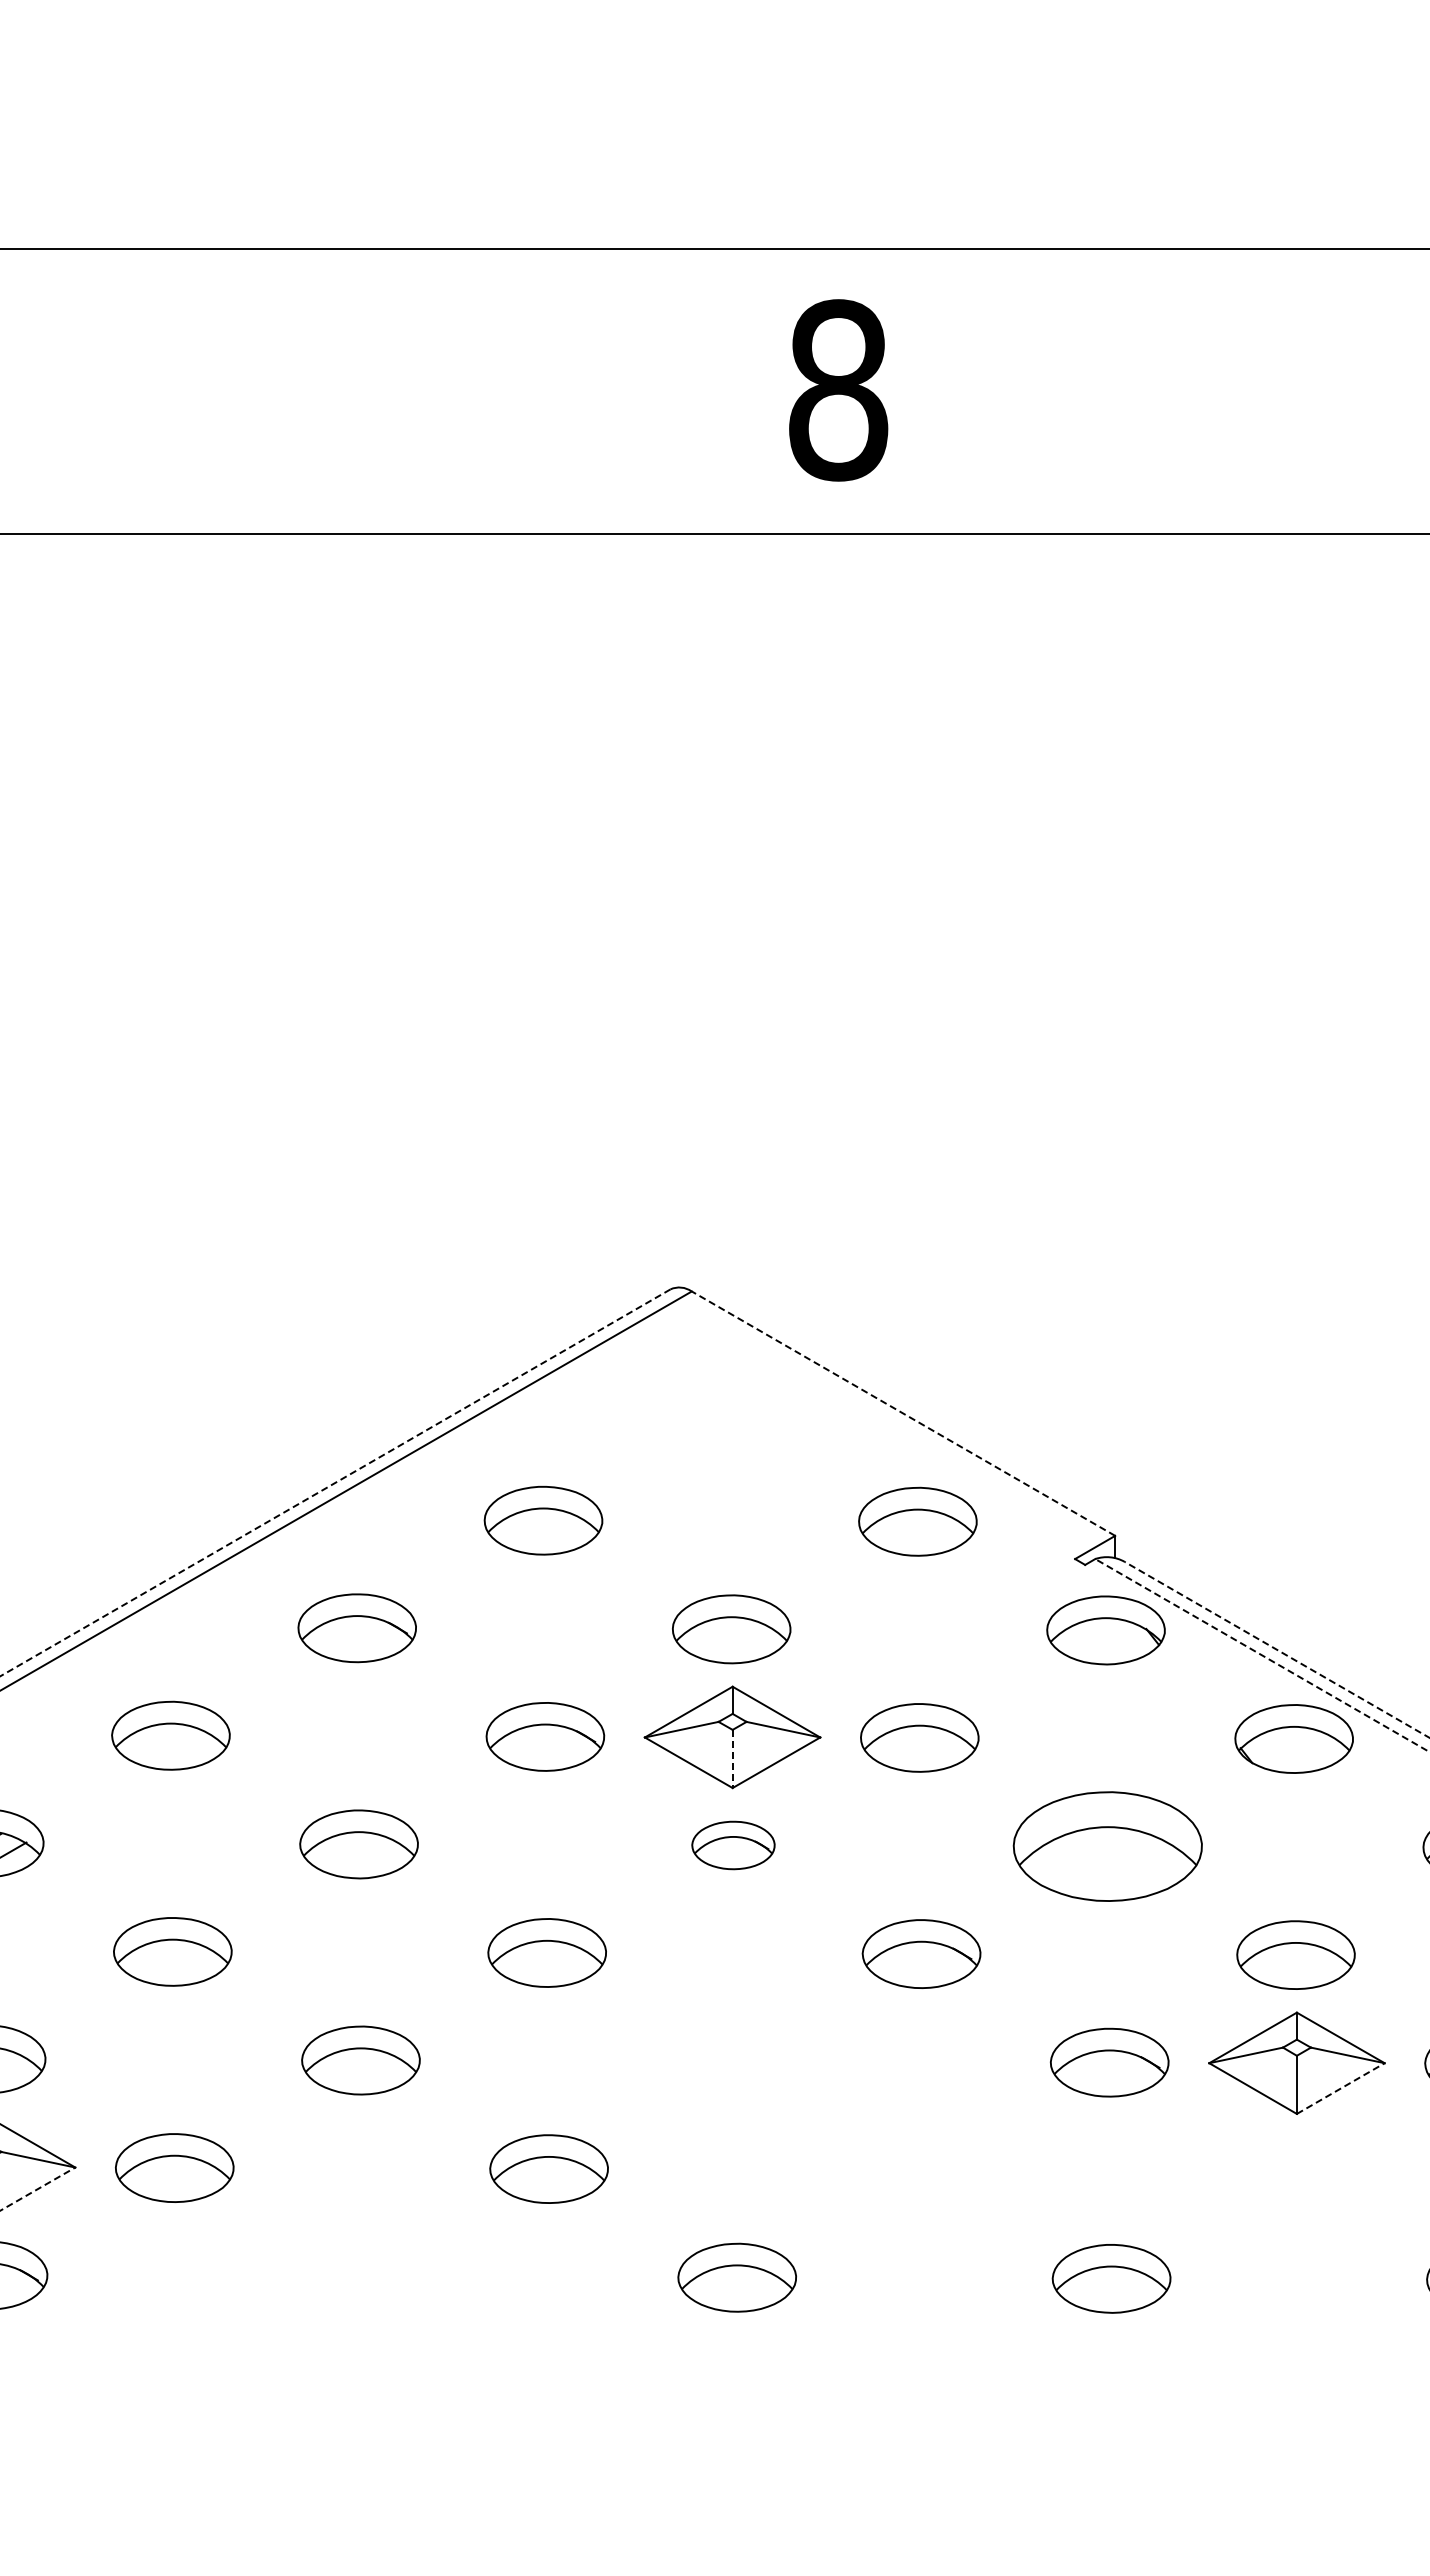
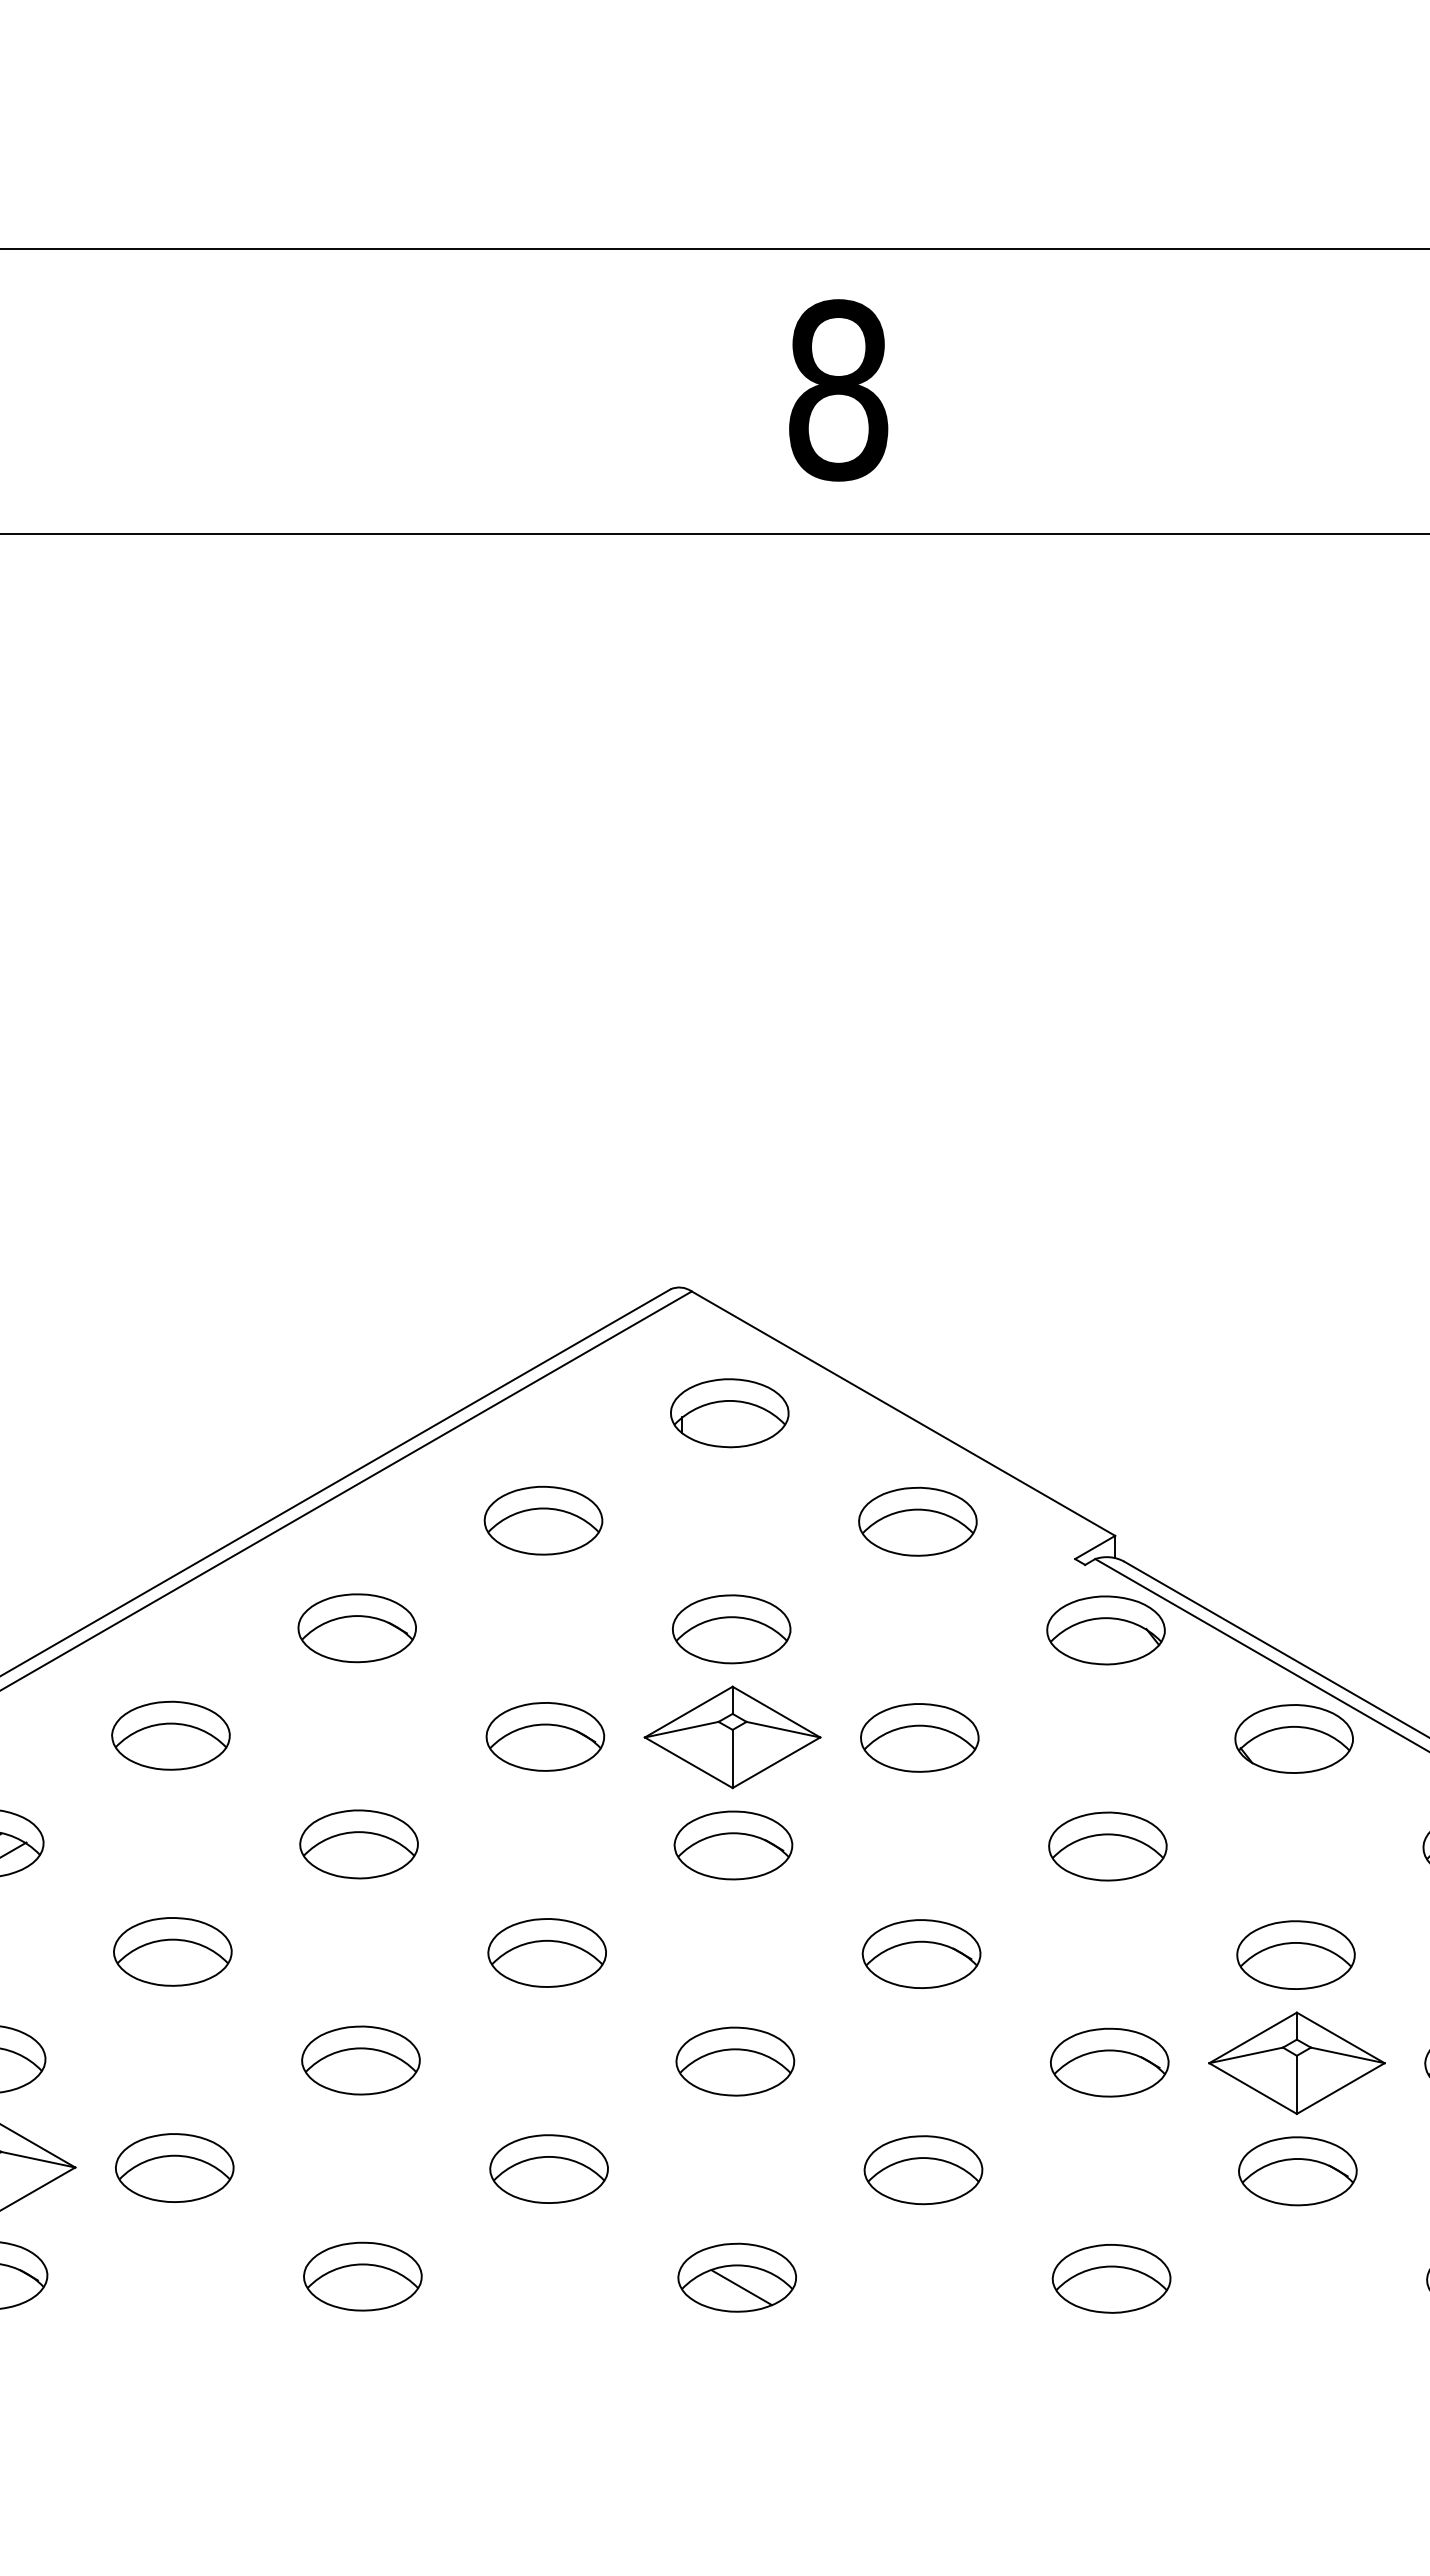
part: none -> present (729, 1413)
line: dashed -> solid (903, 1413)
line: dashed -> solid (335, 1482)
line: dashed -> solid (1277, 1649)
line: dashed -> solid (1262, 1655)
line: dashed -> solid (732, 1759)
part size: 85x51 px -> 121x71 px (733, 1845)
part size: 191x111 px -> 120x71 px (1107, 1846)
part: none -> present (735, 2061)
line: dashed -> solid (1340, 2088)
part: none -> present (923, 2170)
part: none -> present (1297, 2171)
line: dashed -> solid (38, 2188)
part: none -> present (362, 2276)
line: none -> present (741, 2287)
